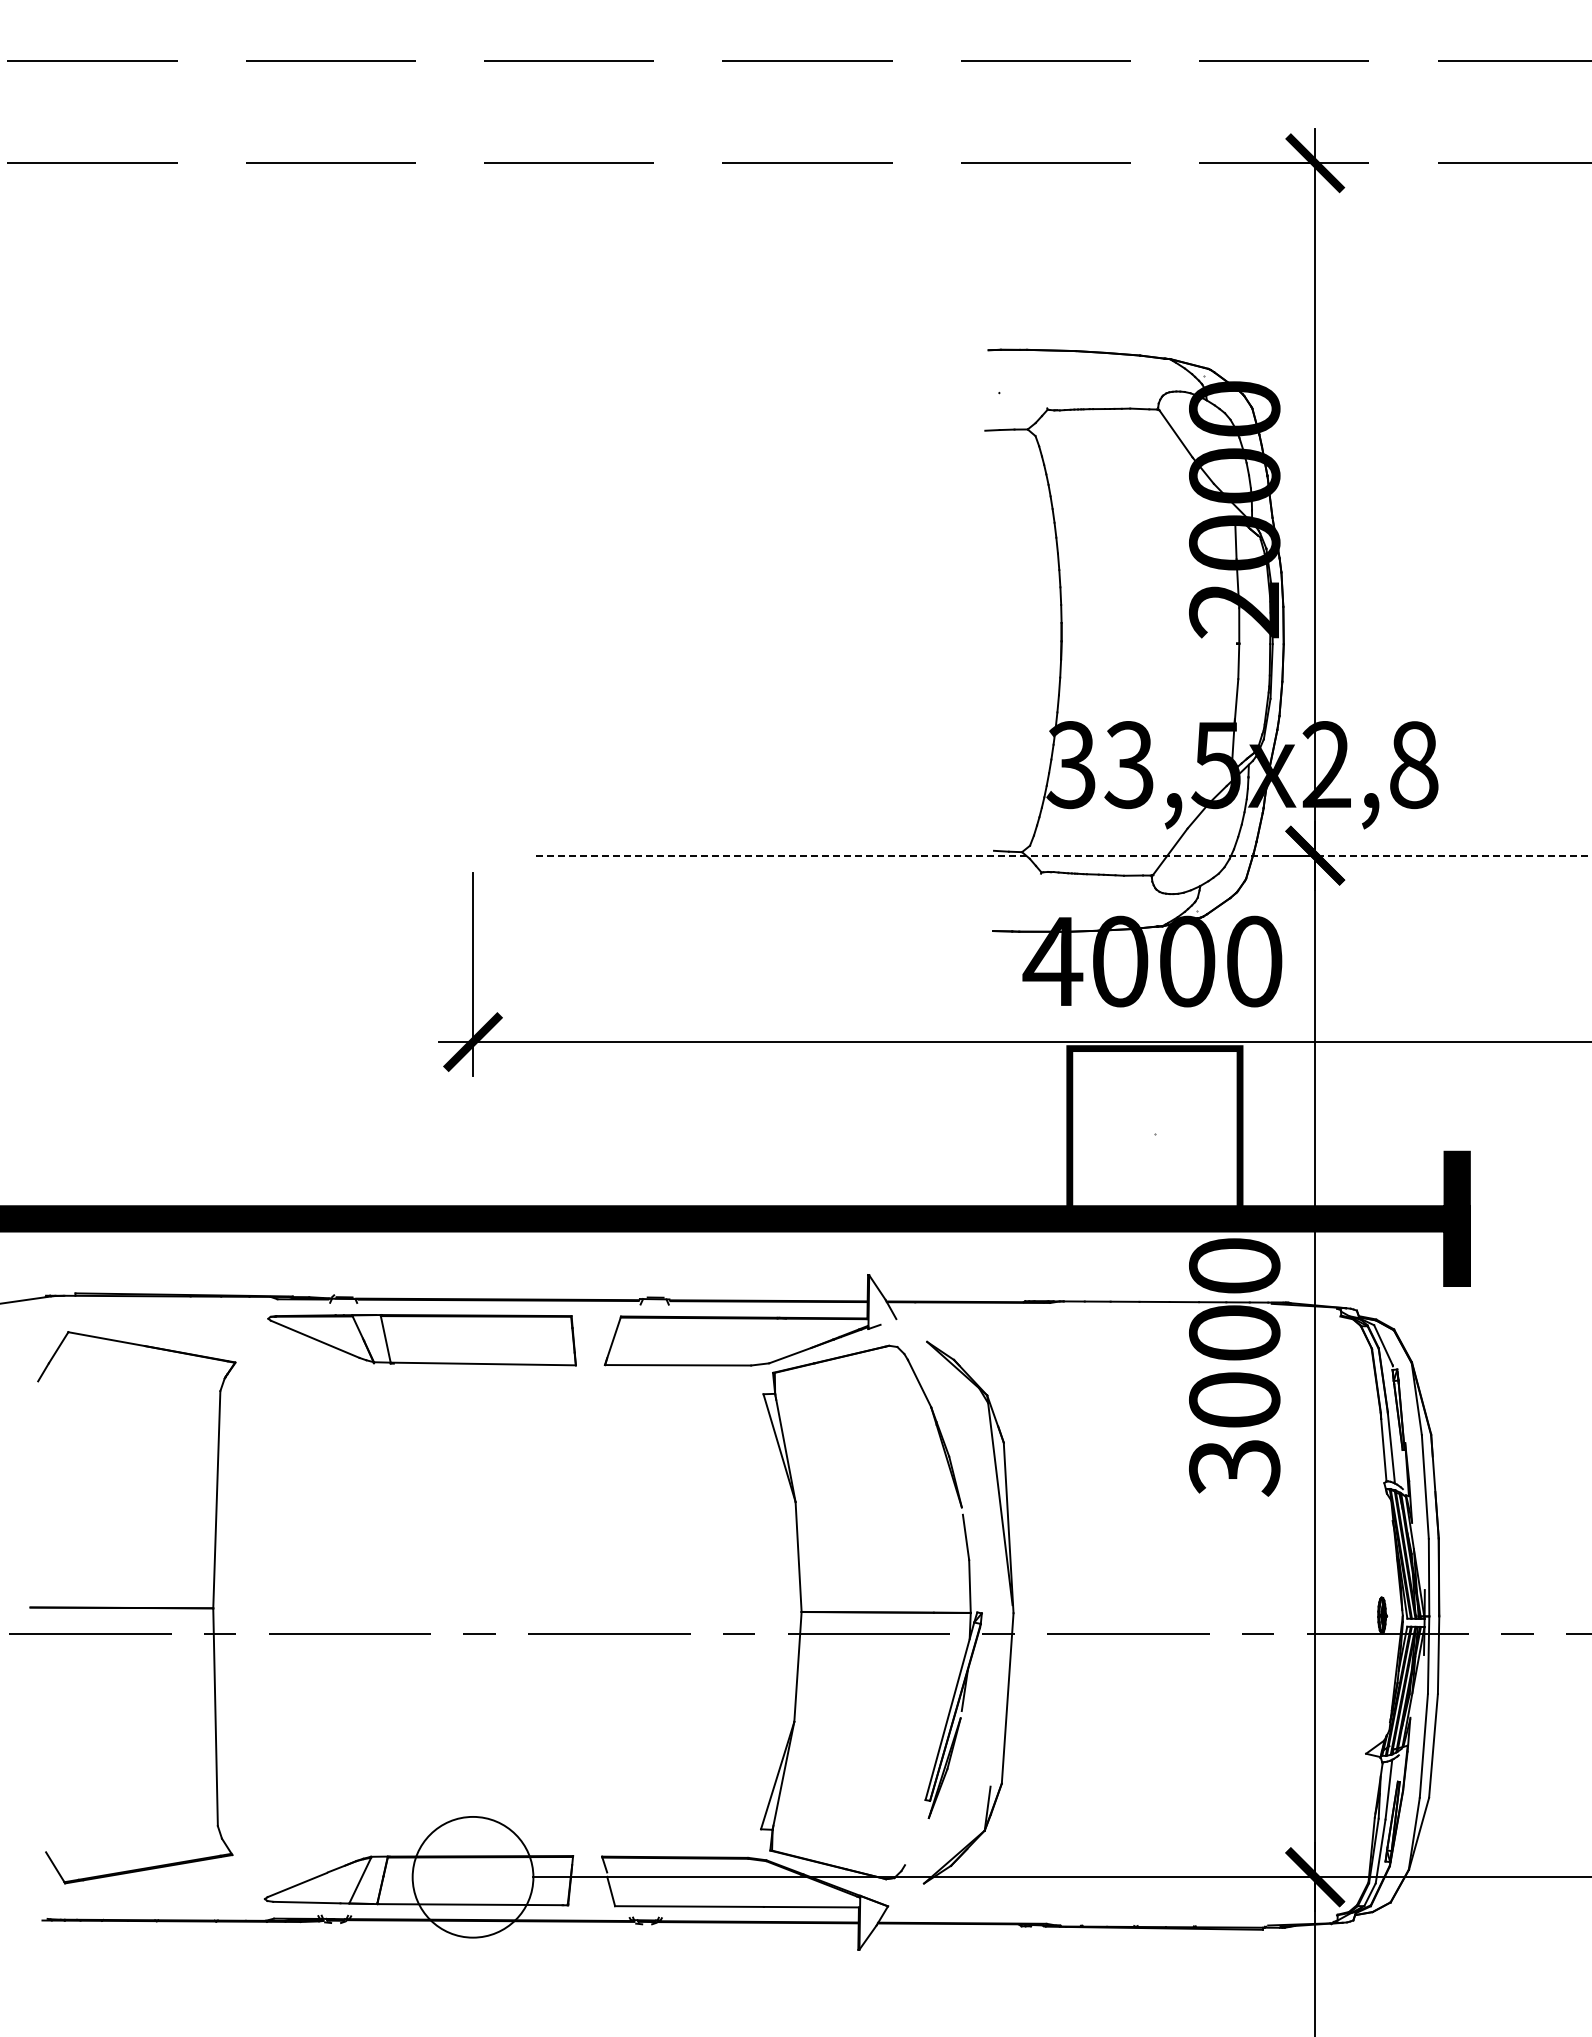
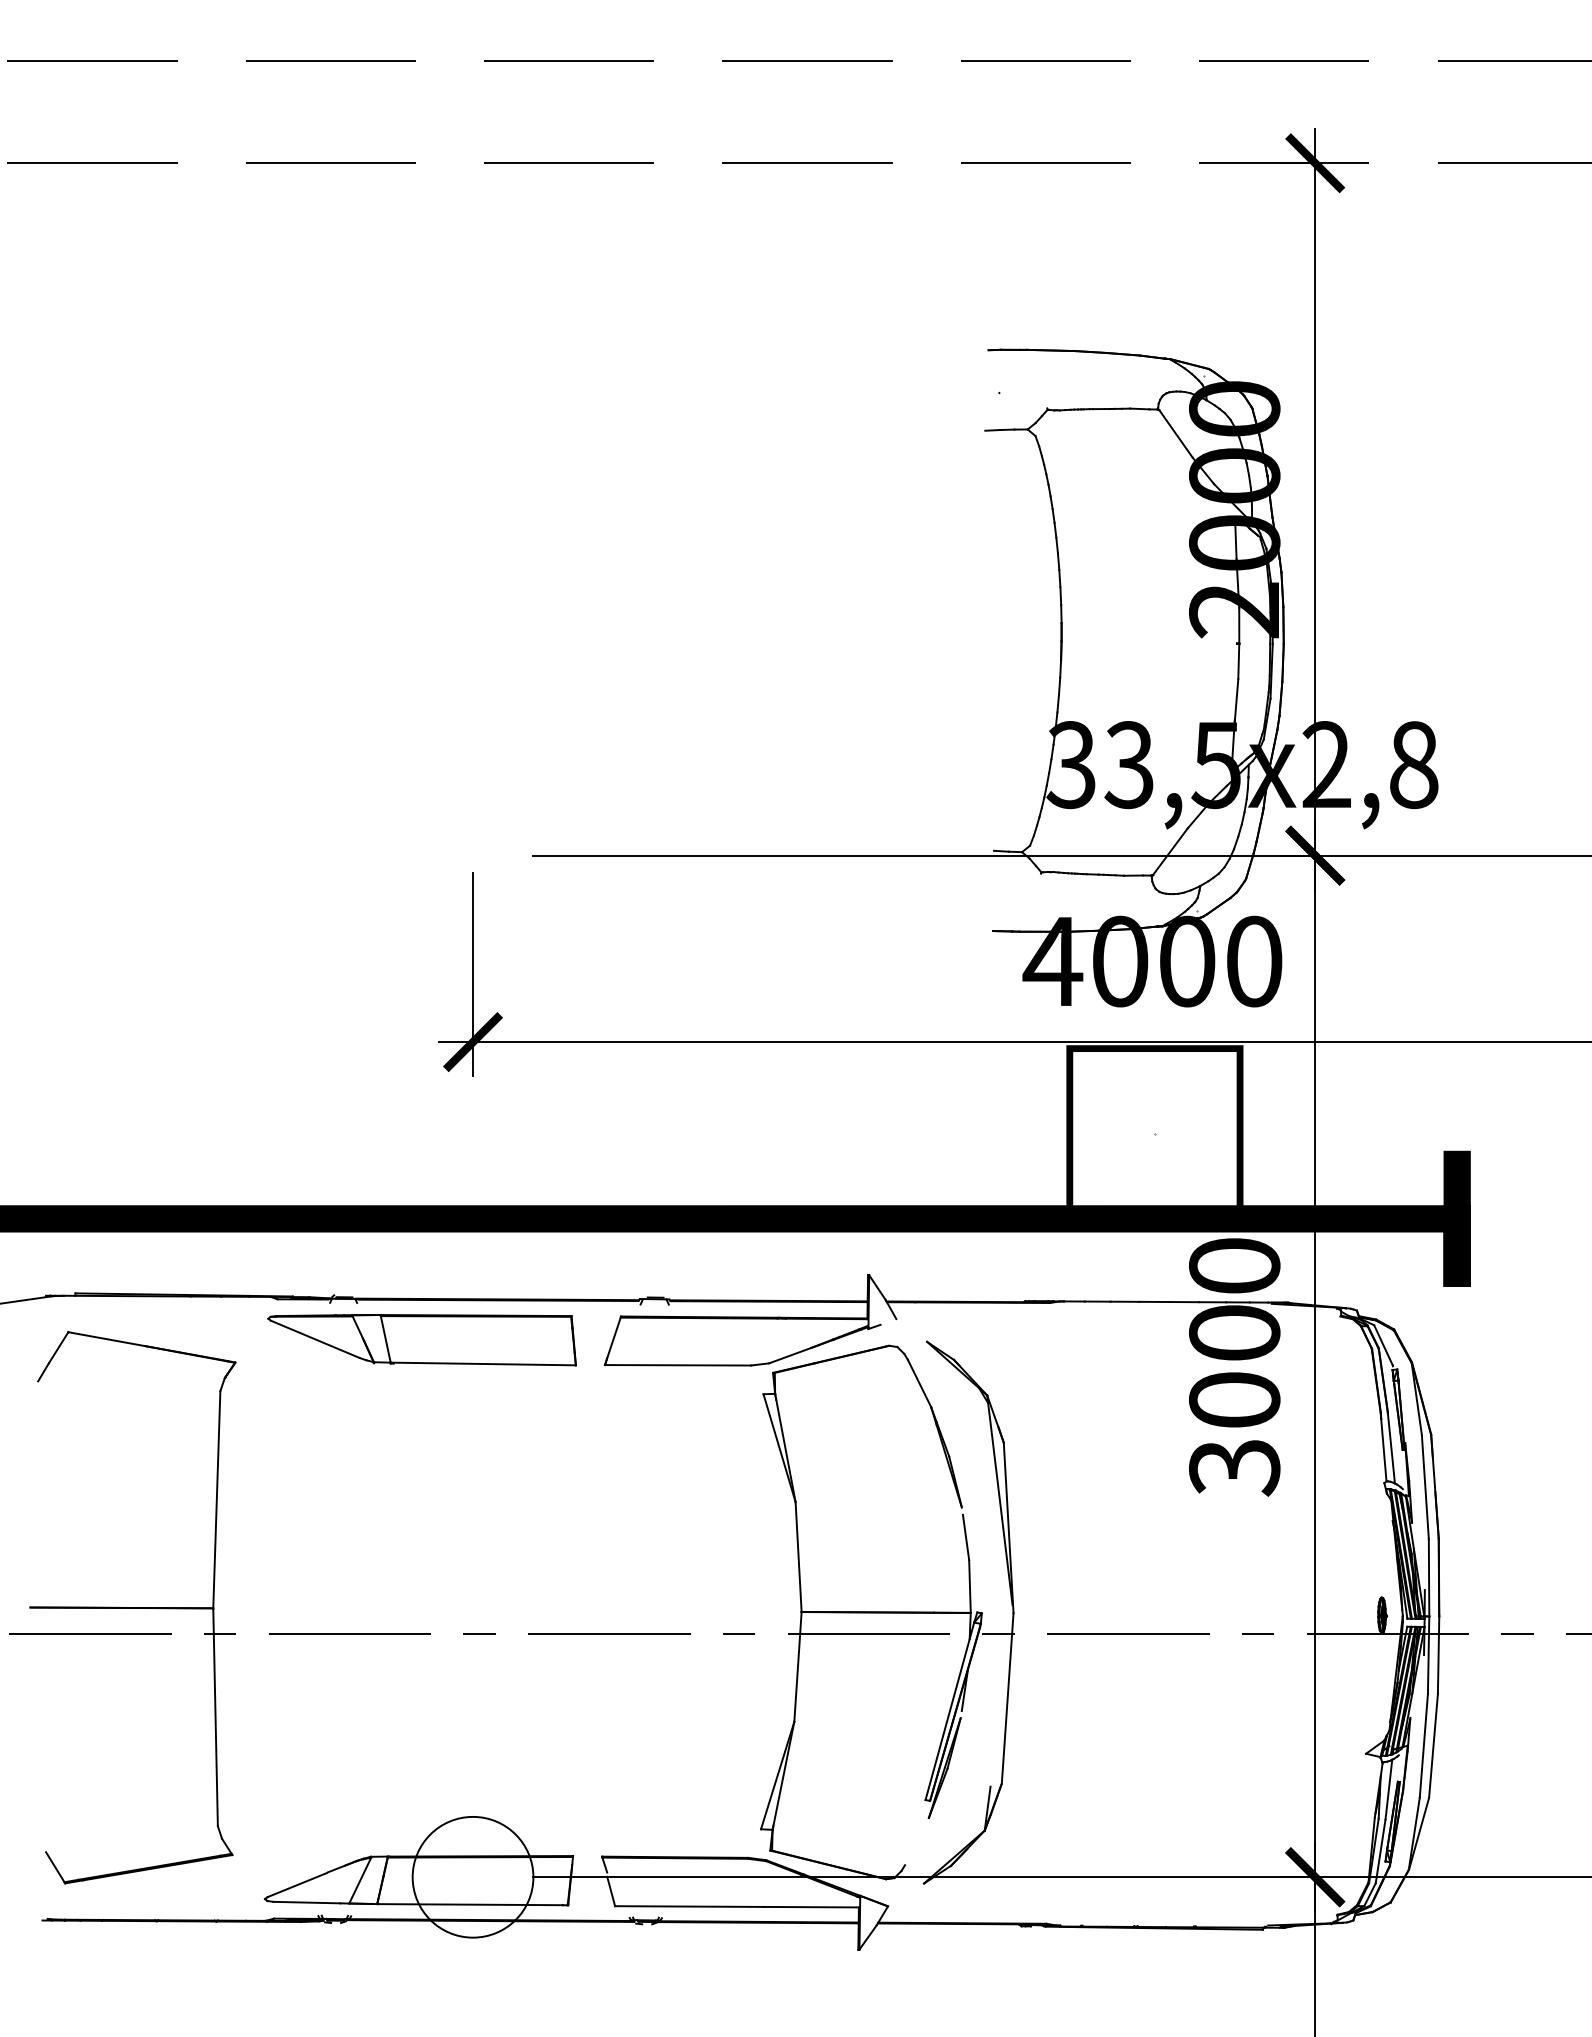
line: dashed -> solid (1062, 855)
